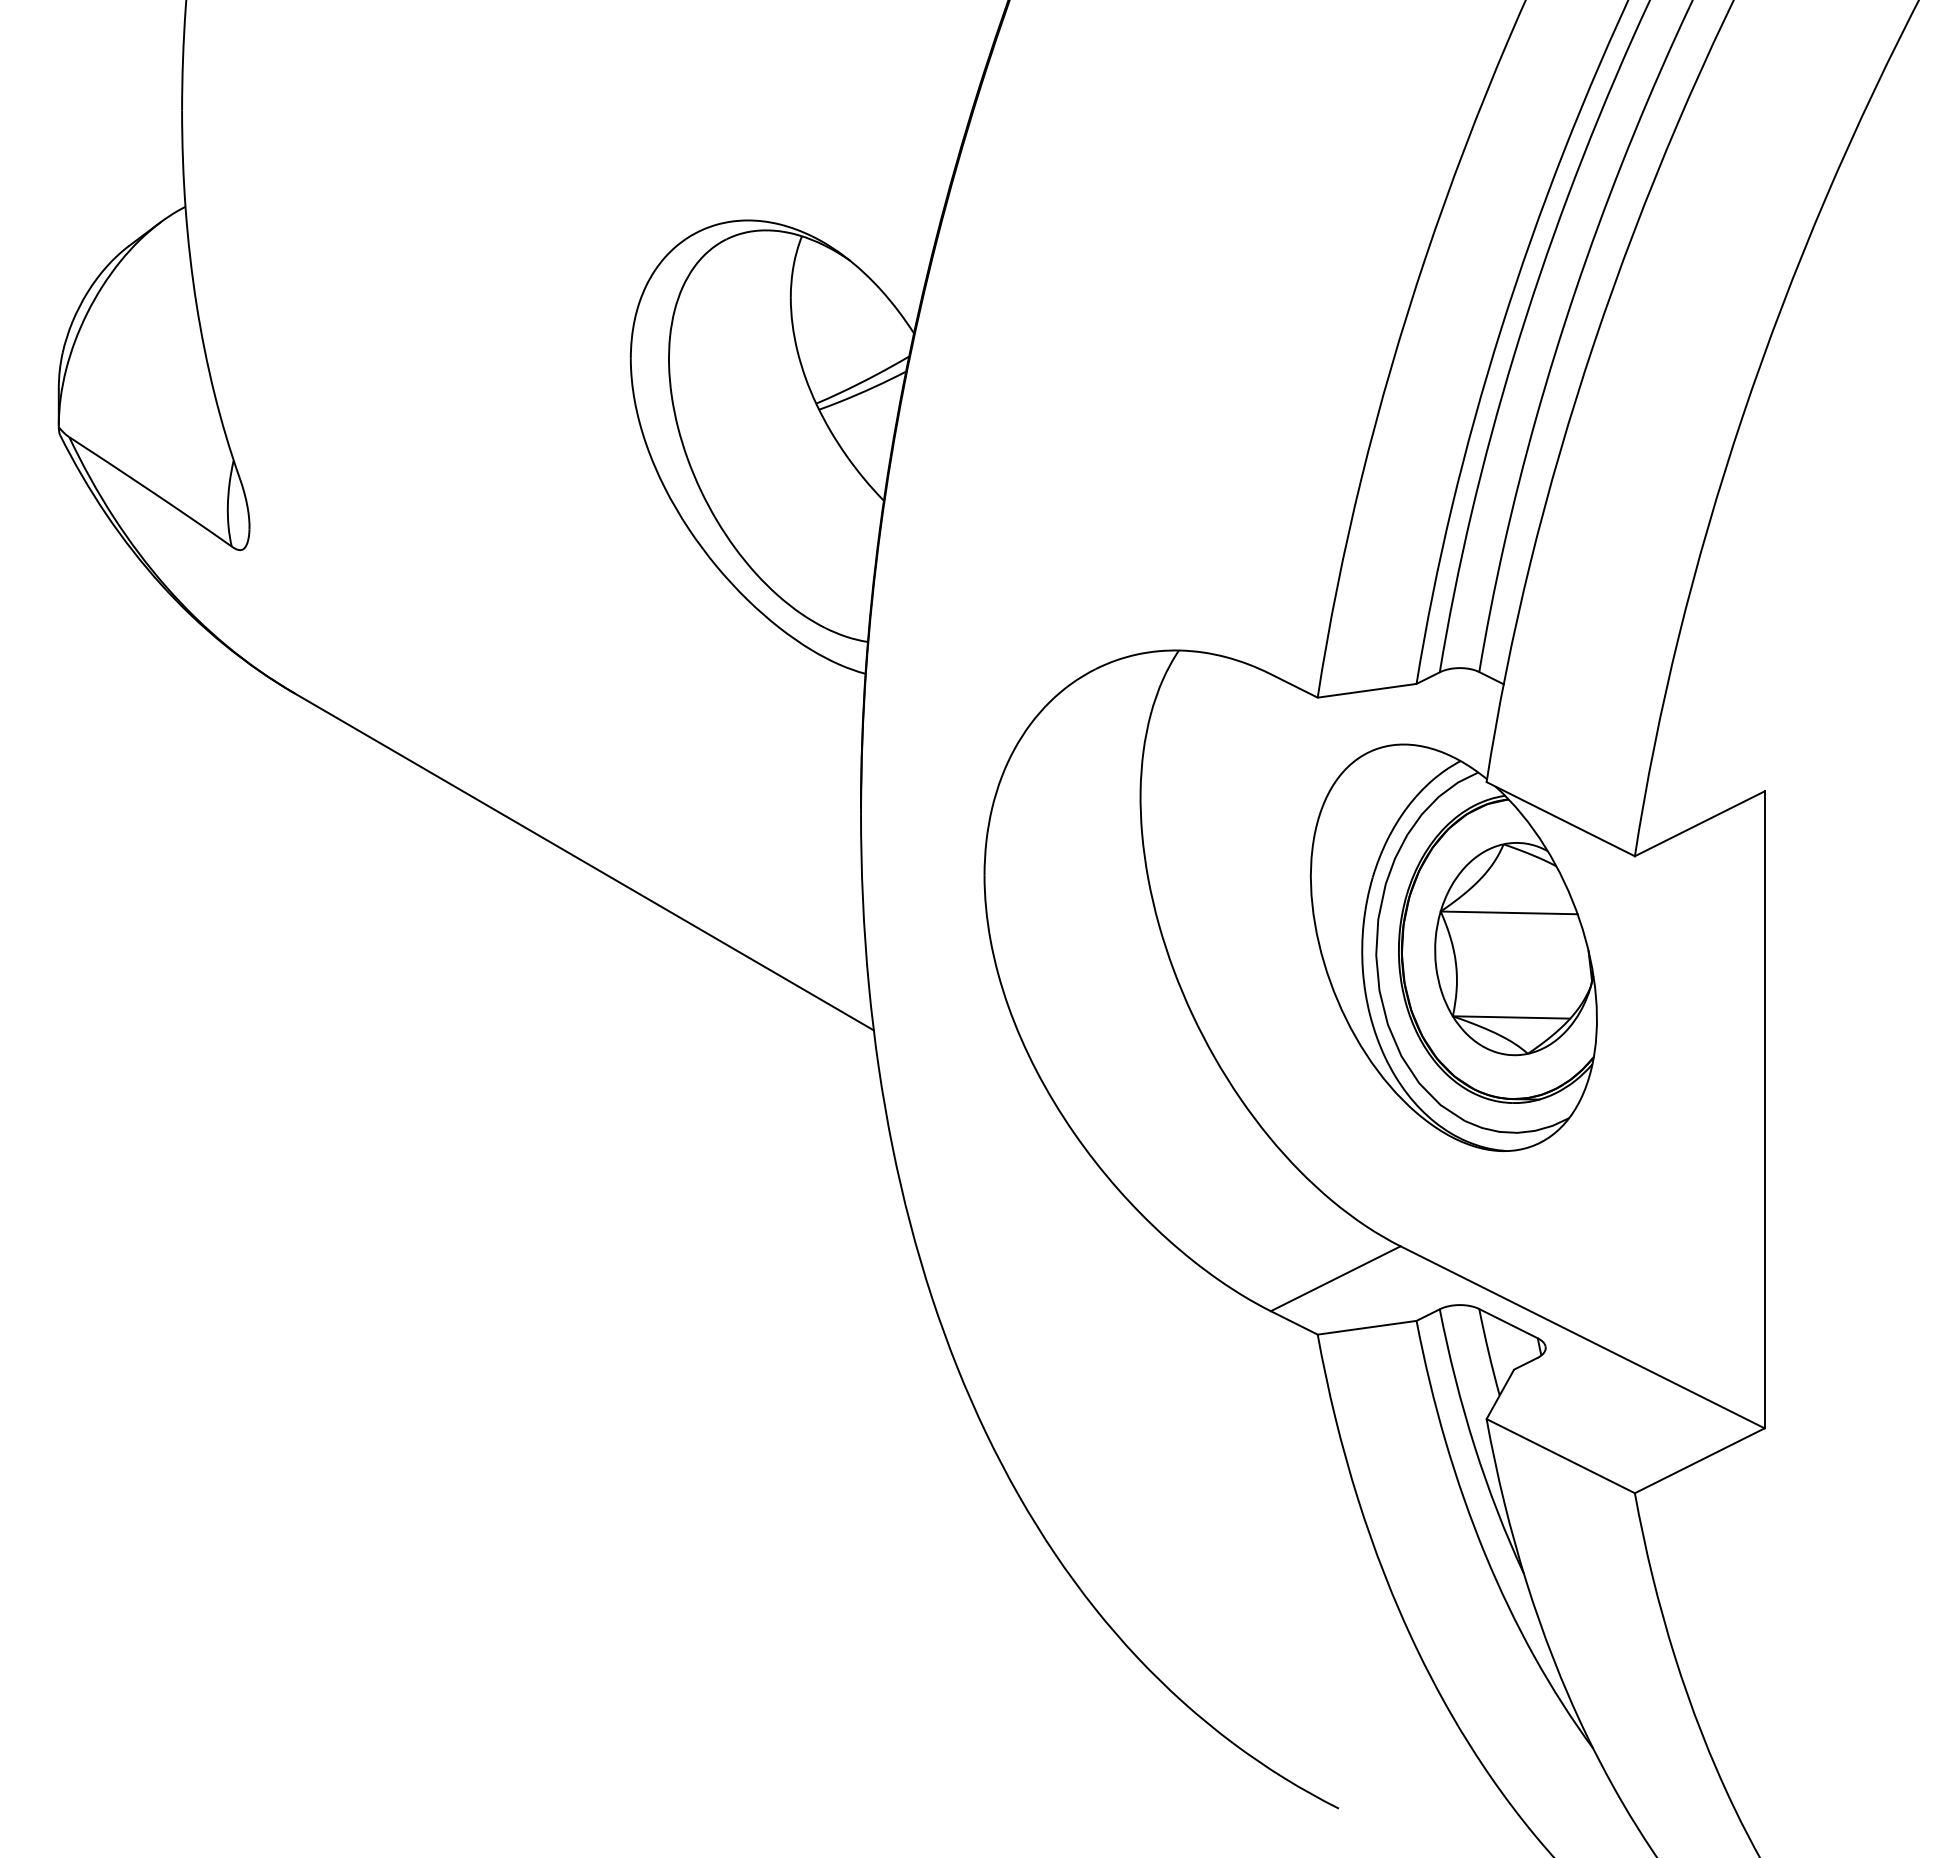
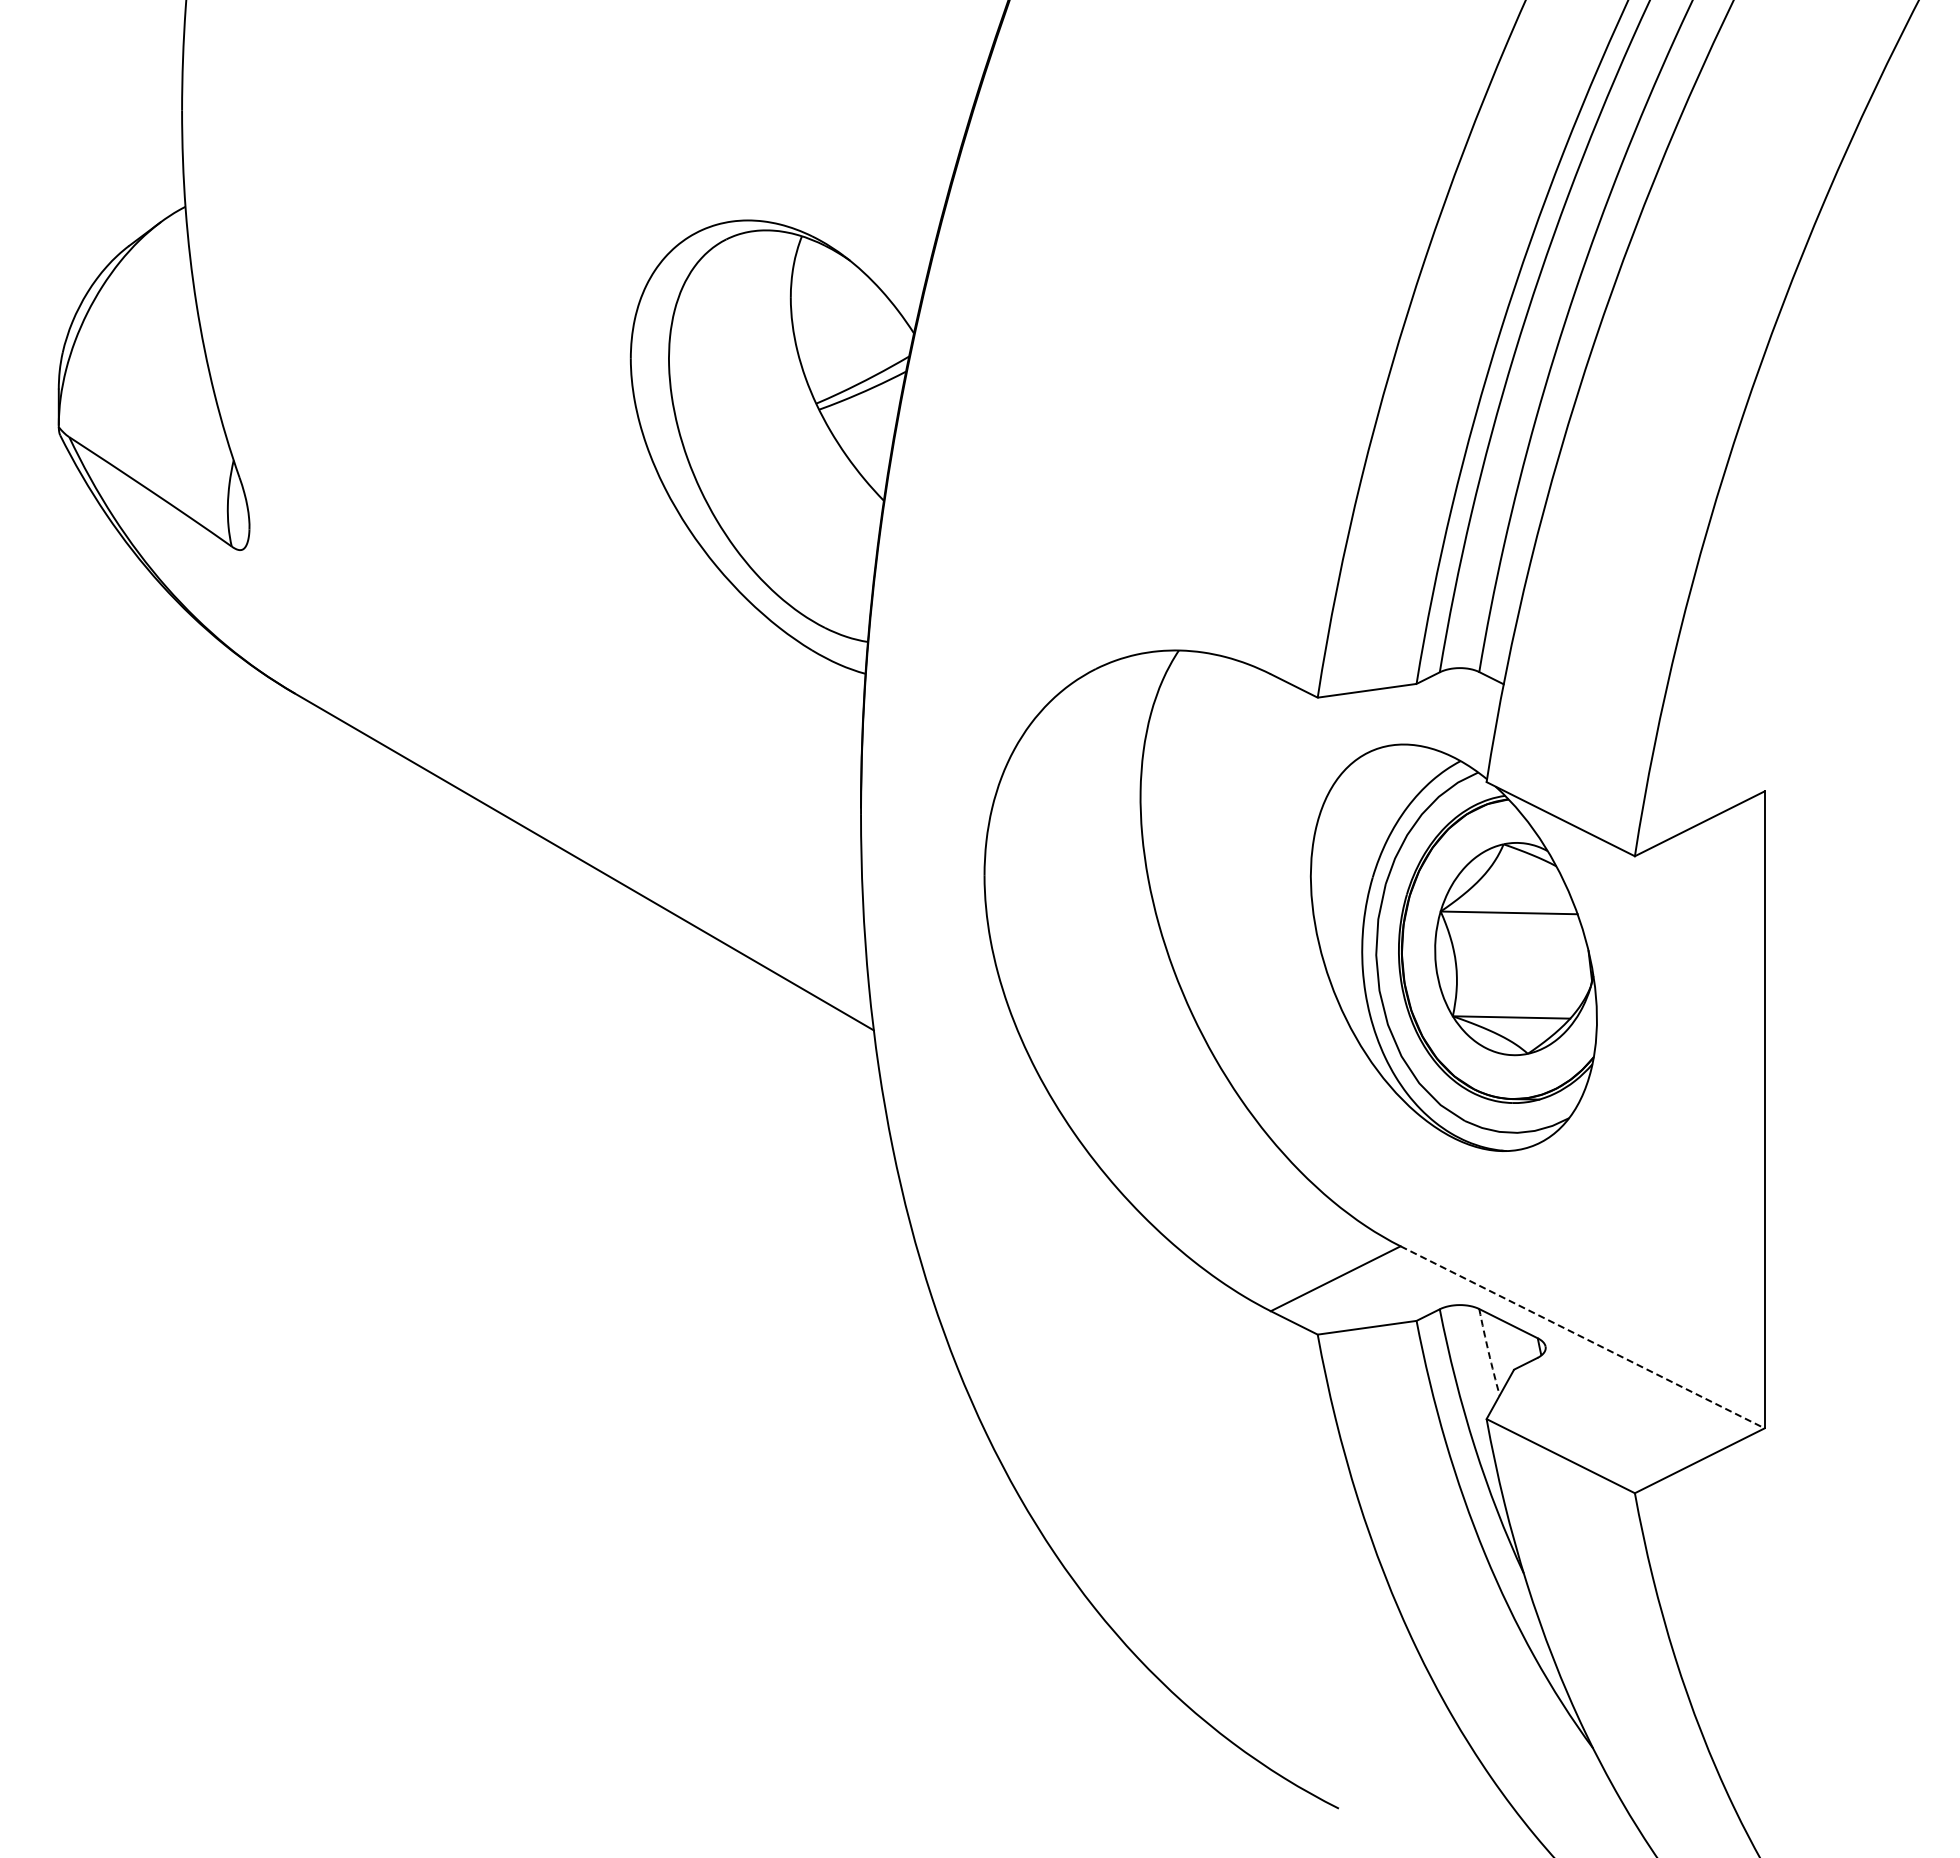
line: solid -> dashed (1582, 1337)
arc: solid -> dashed (1488, 1352)
